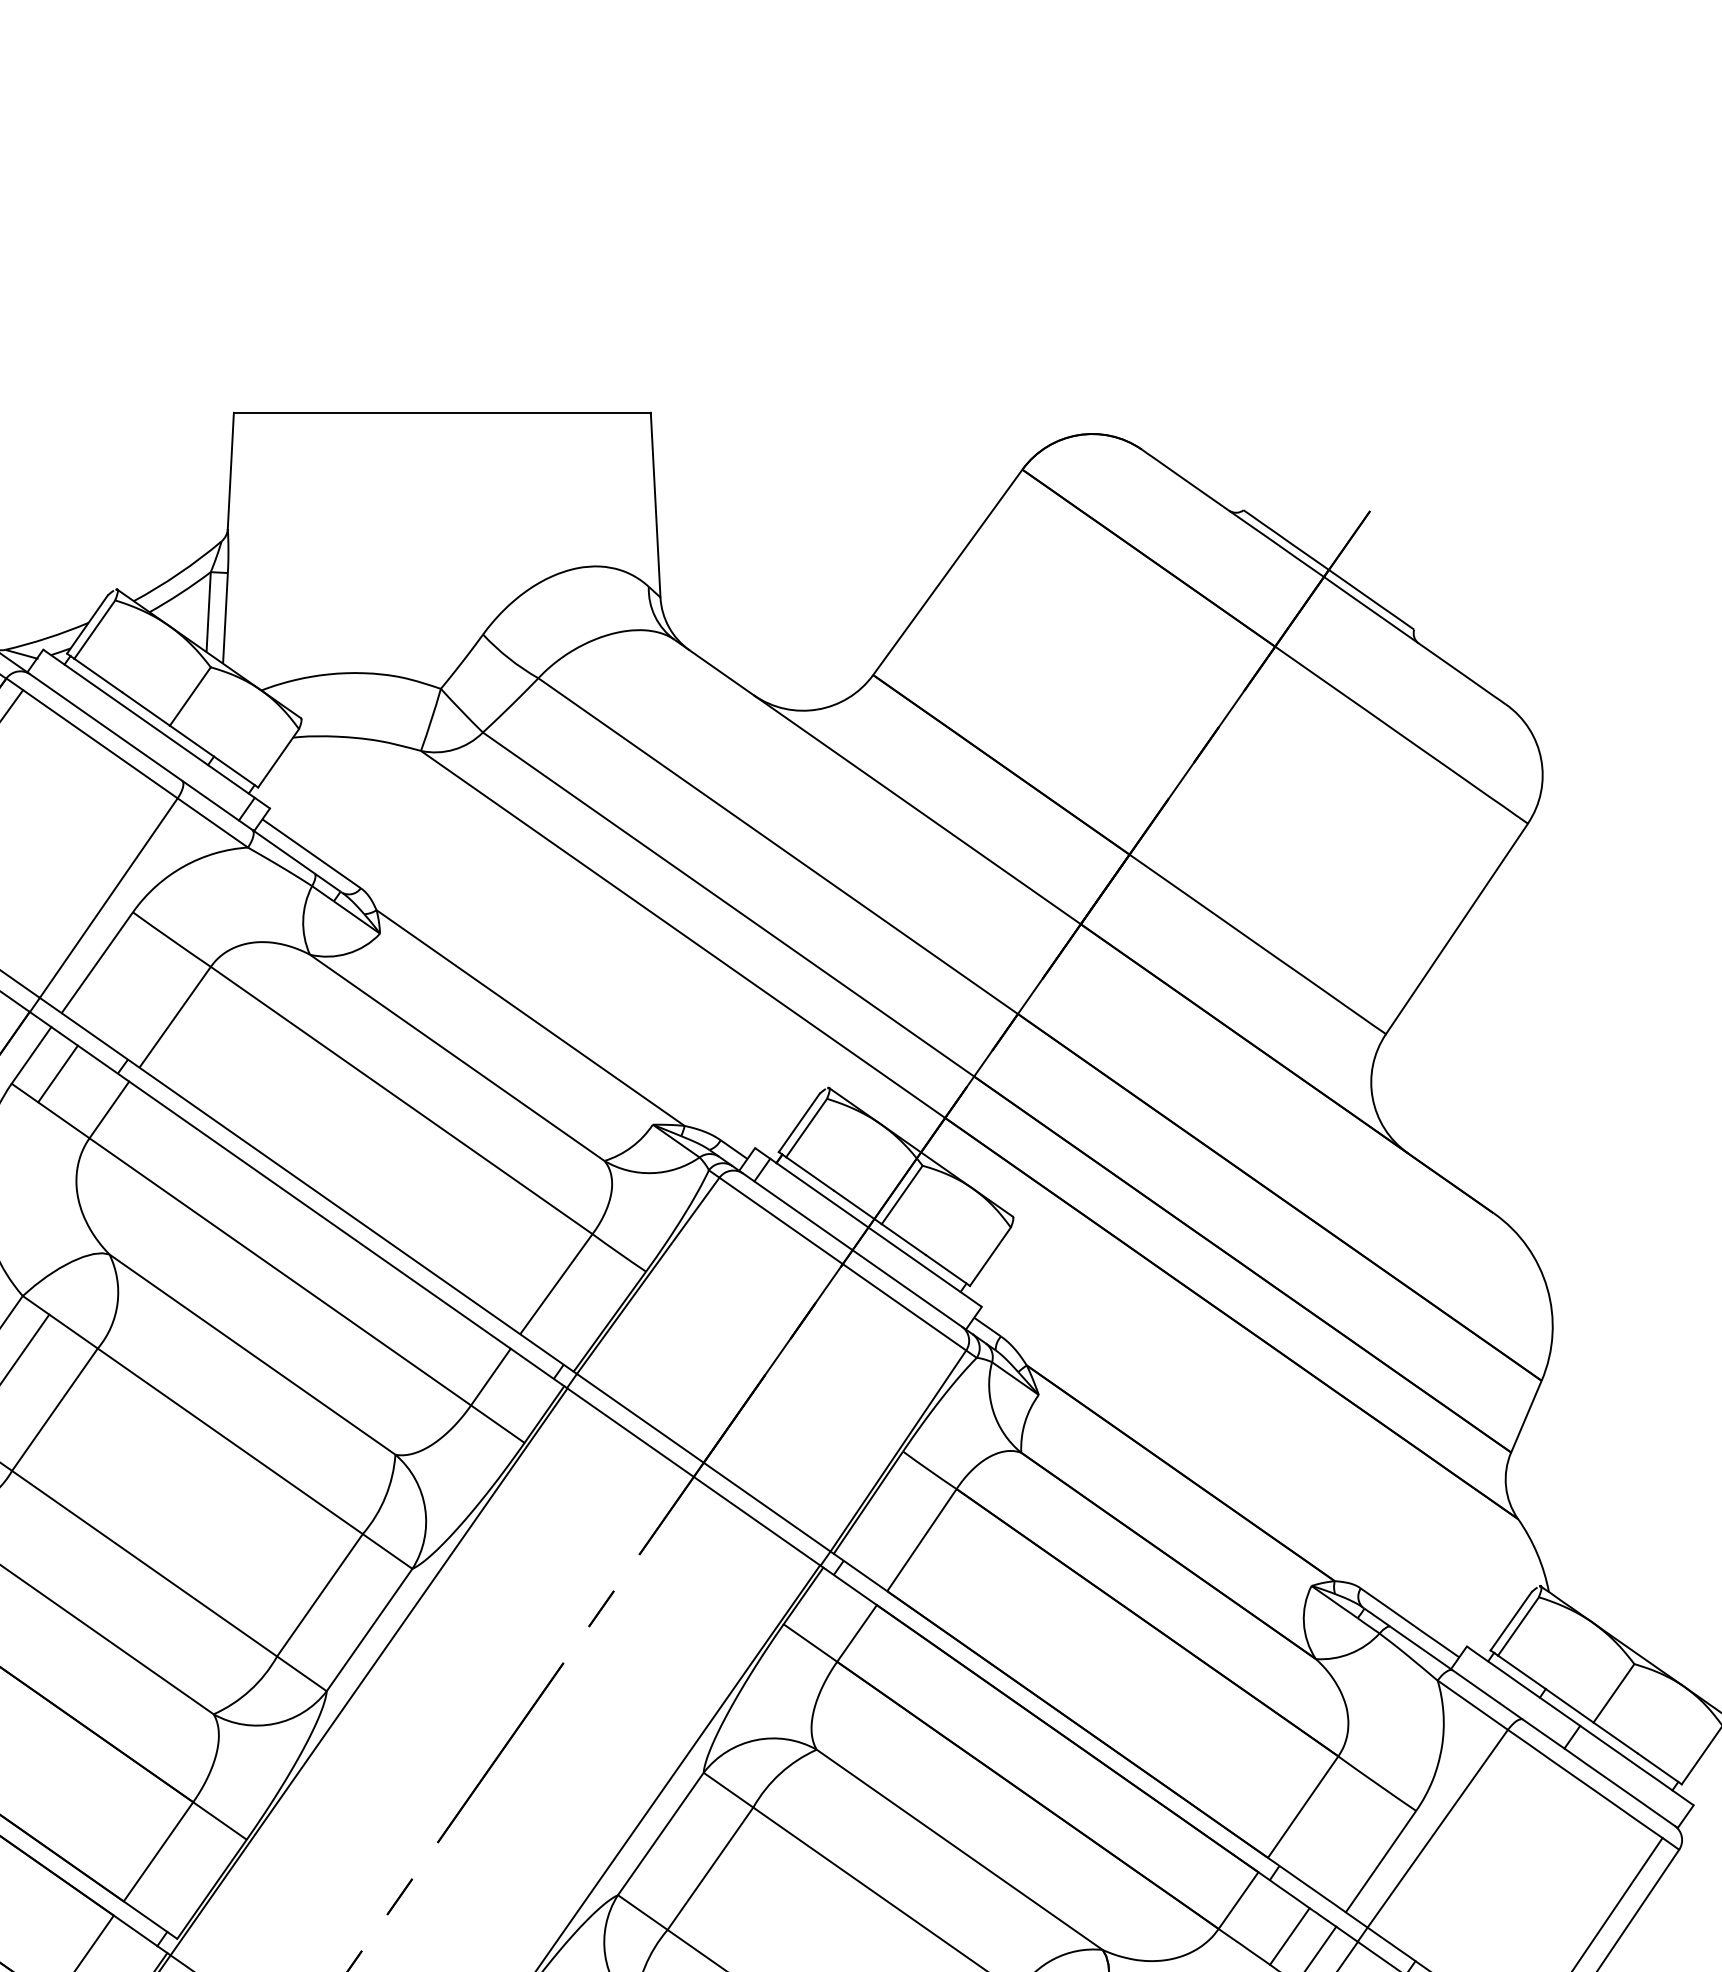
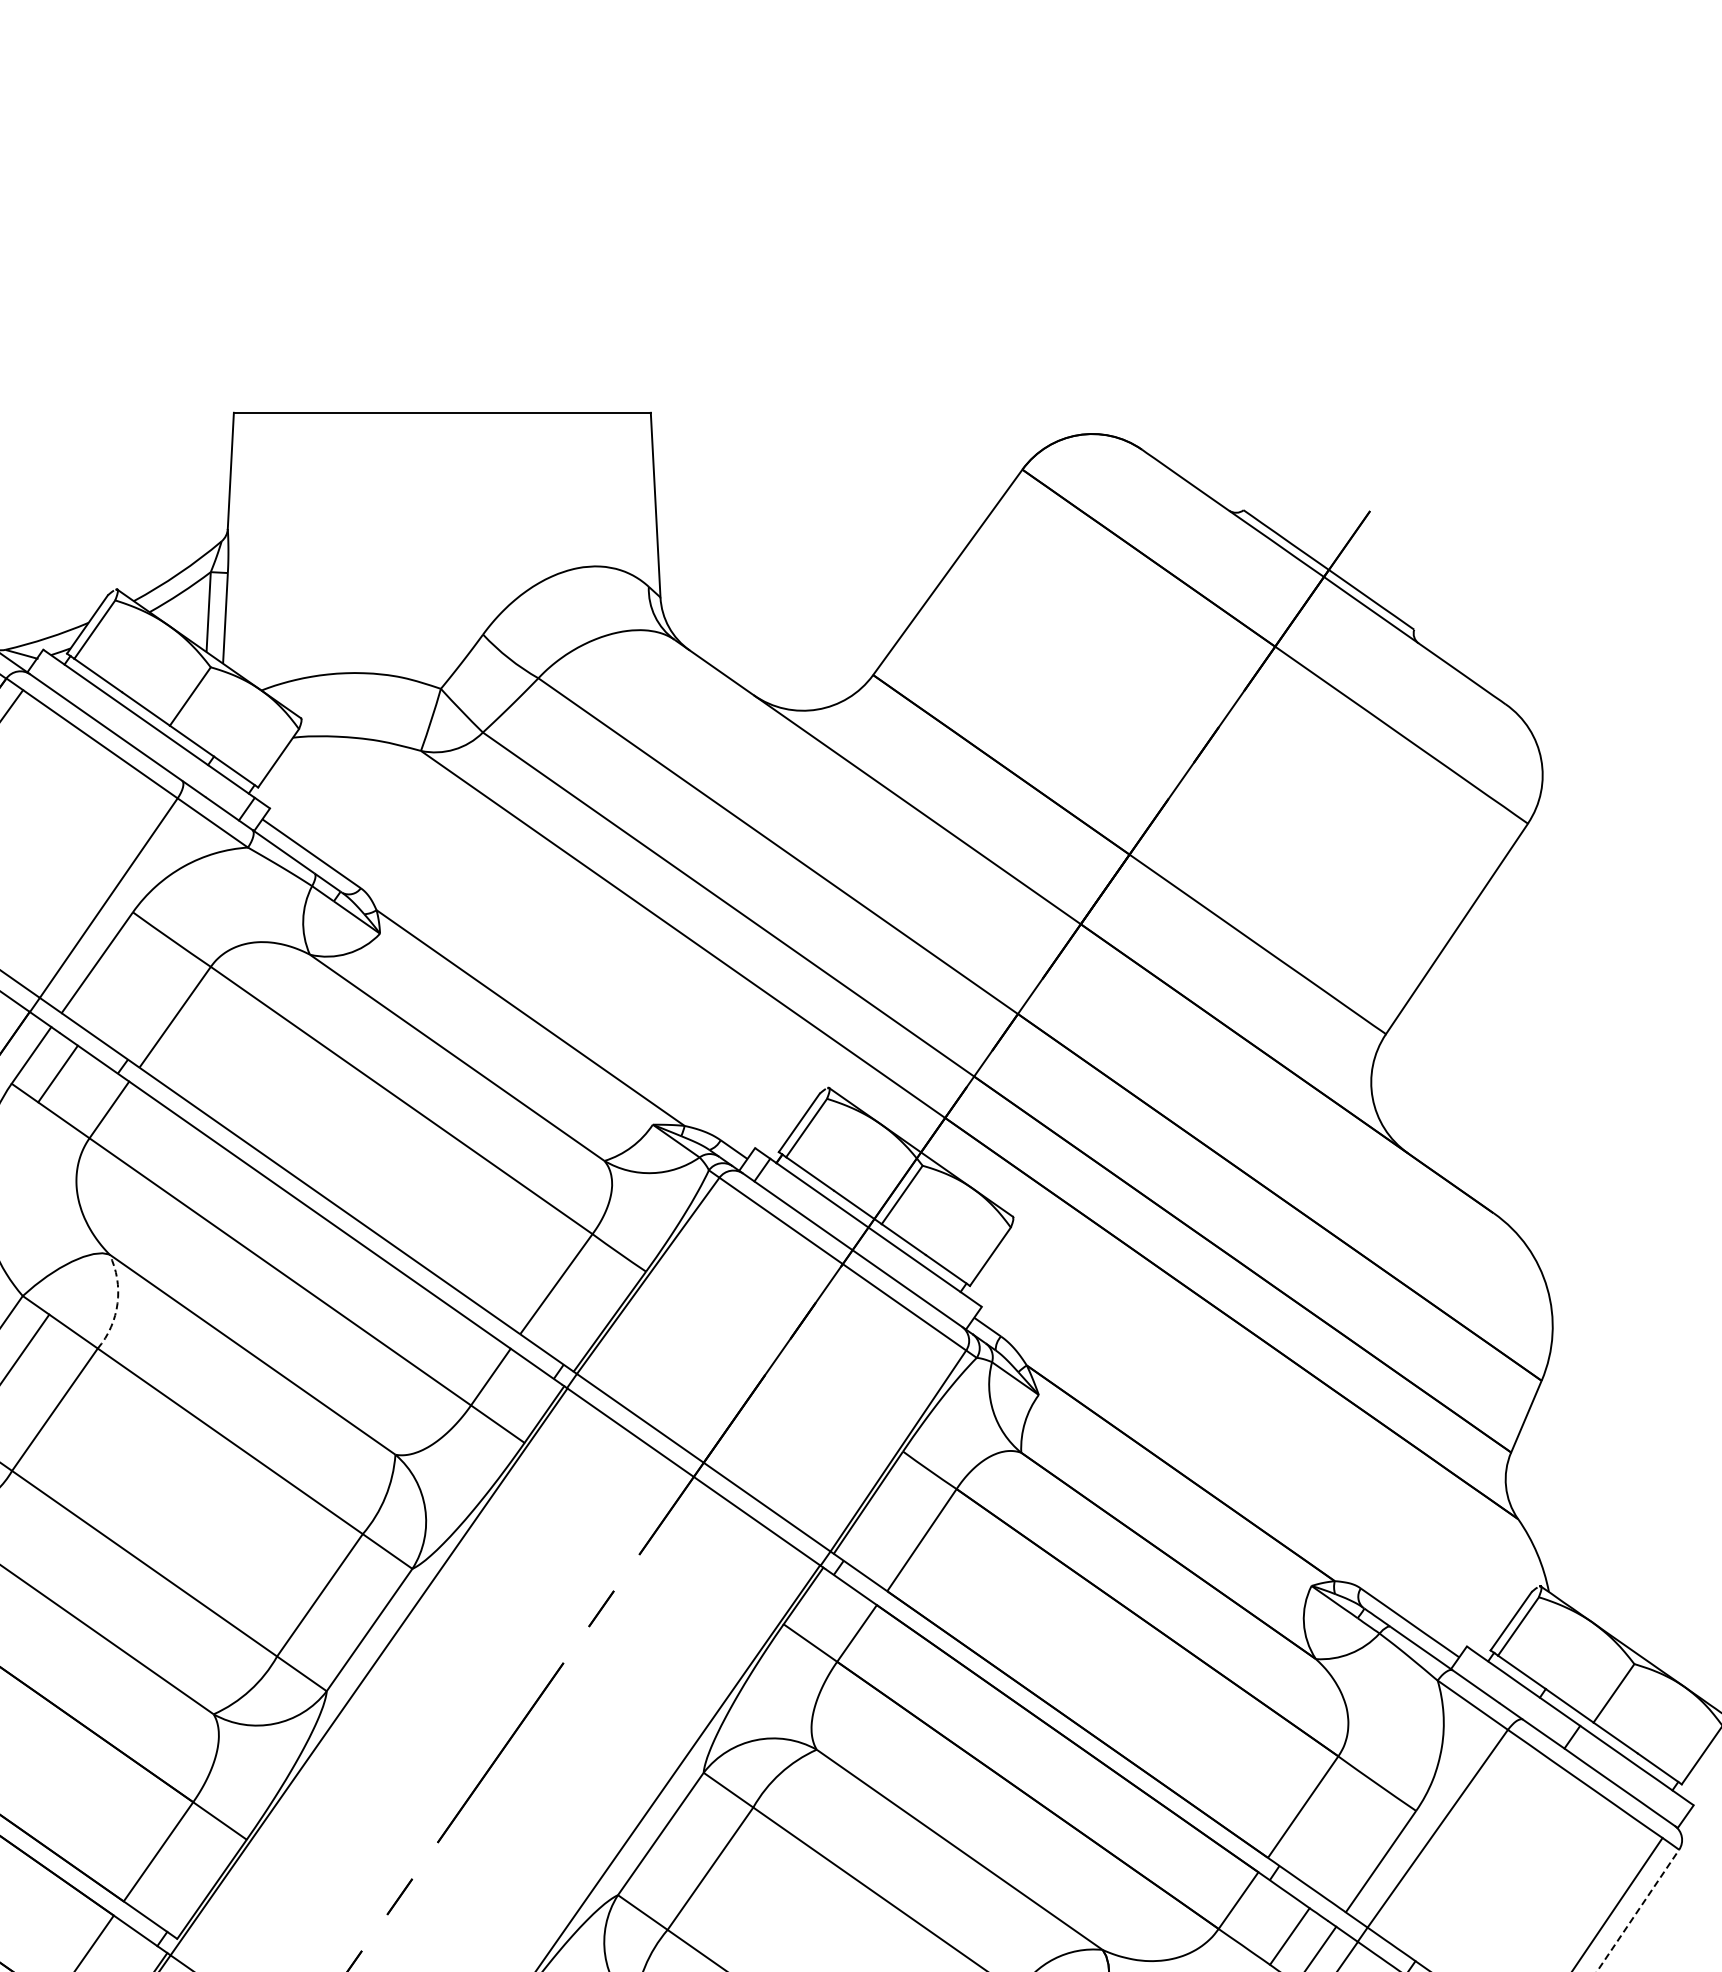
arc: solid -> dashed (117, 1303)
line: solid -> dashed (1638, 1910)
